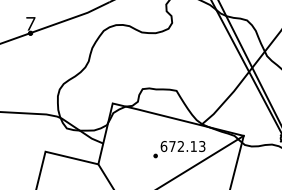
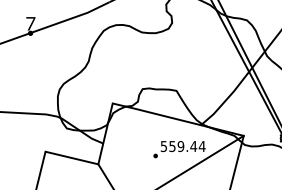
text: 672.13 -> 559.44 (182, 146)
